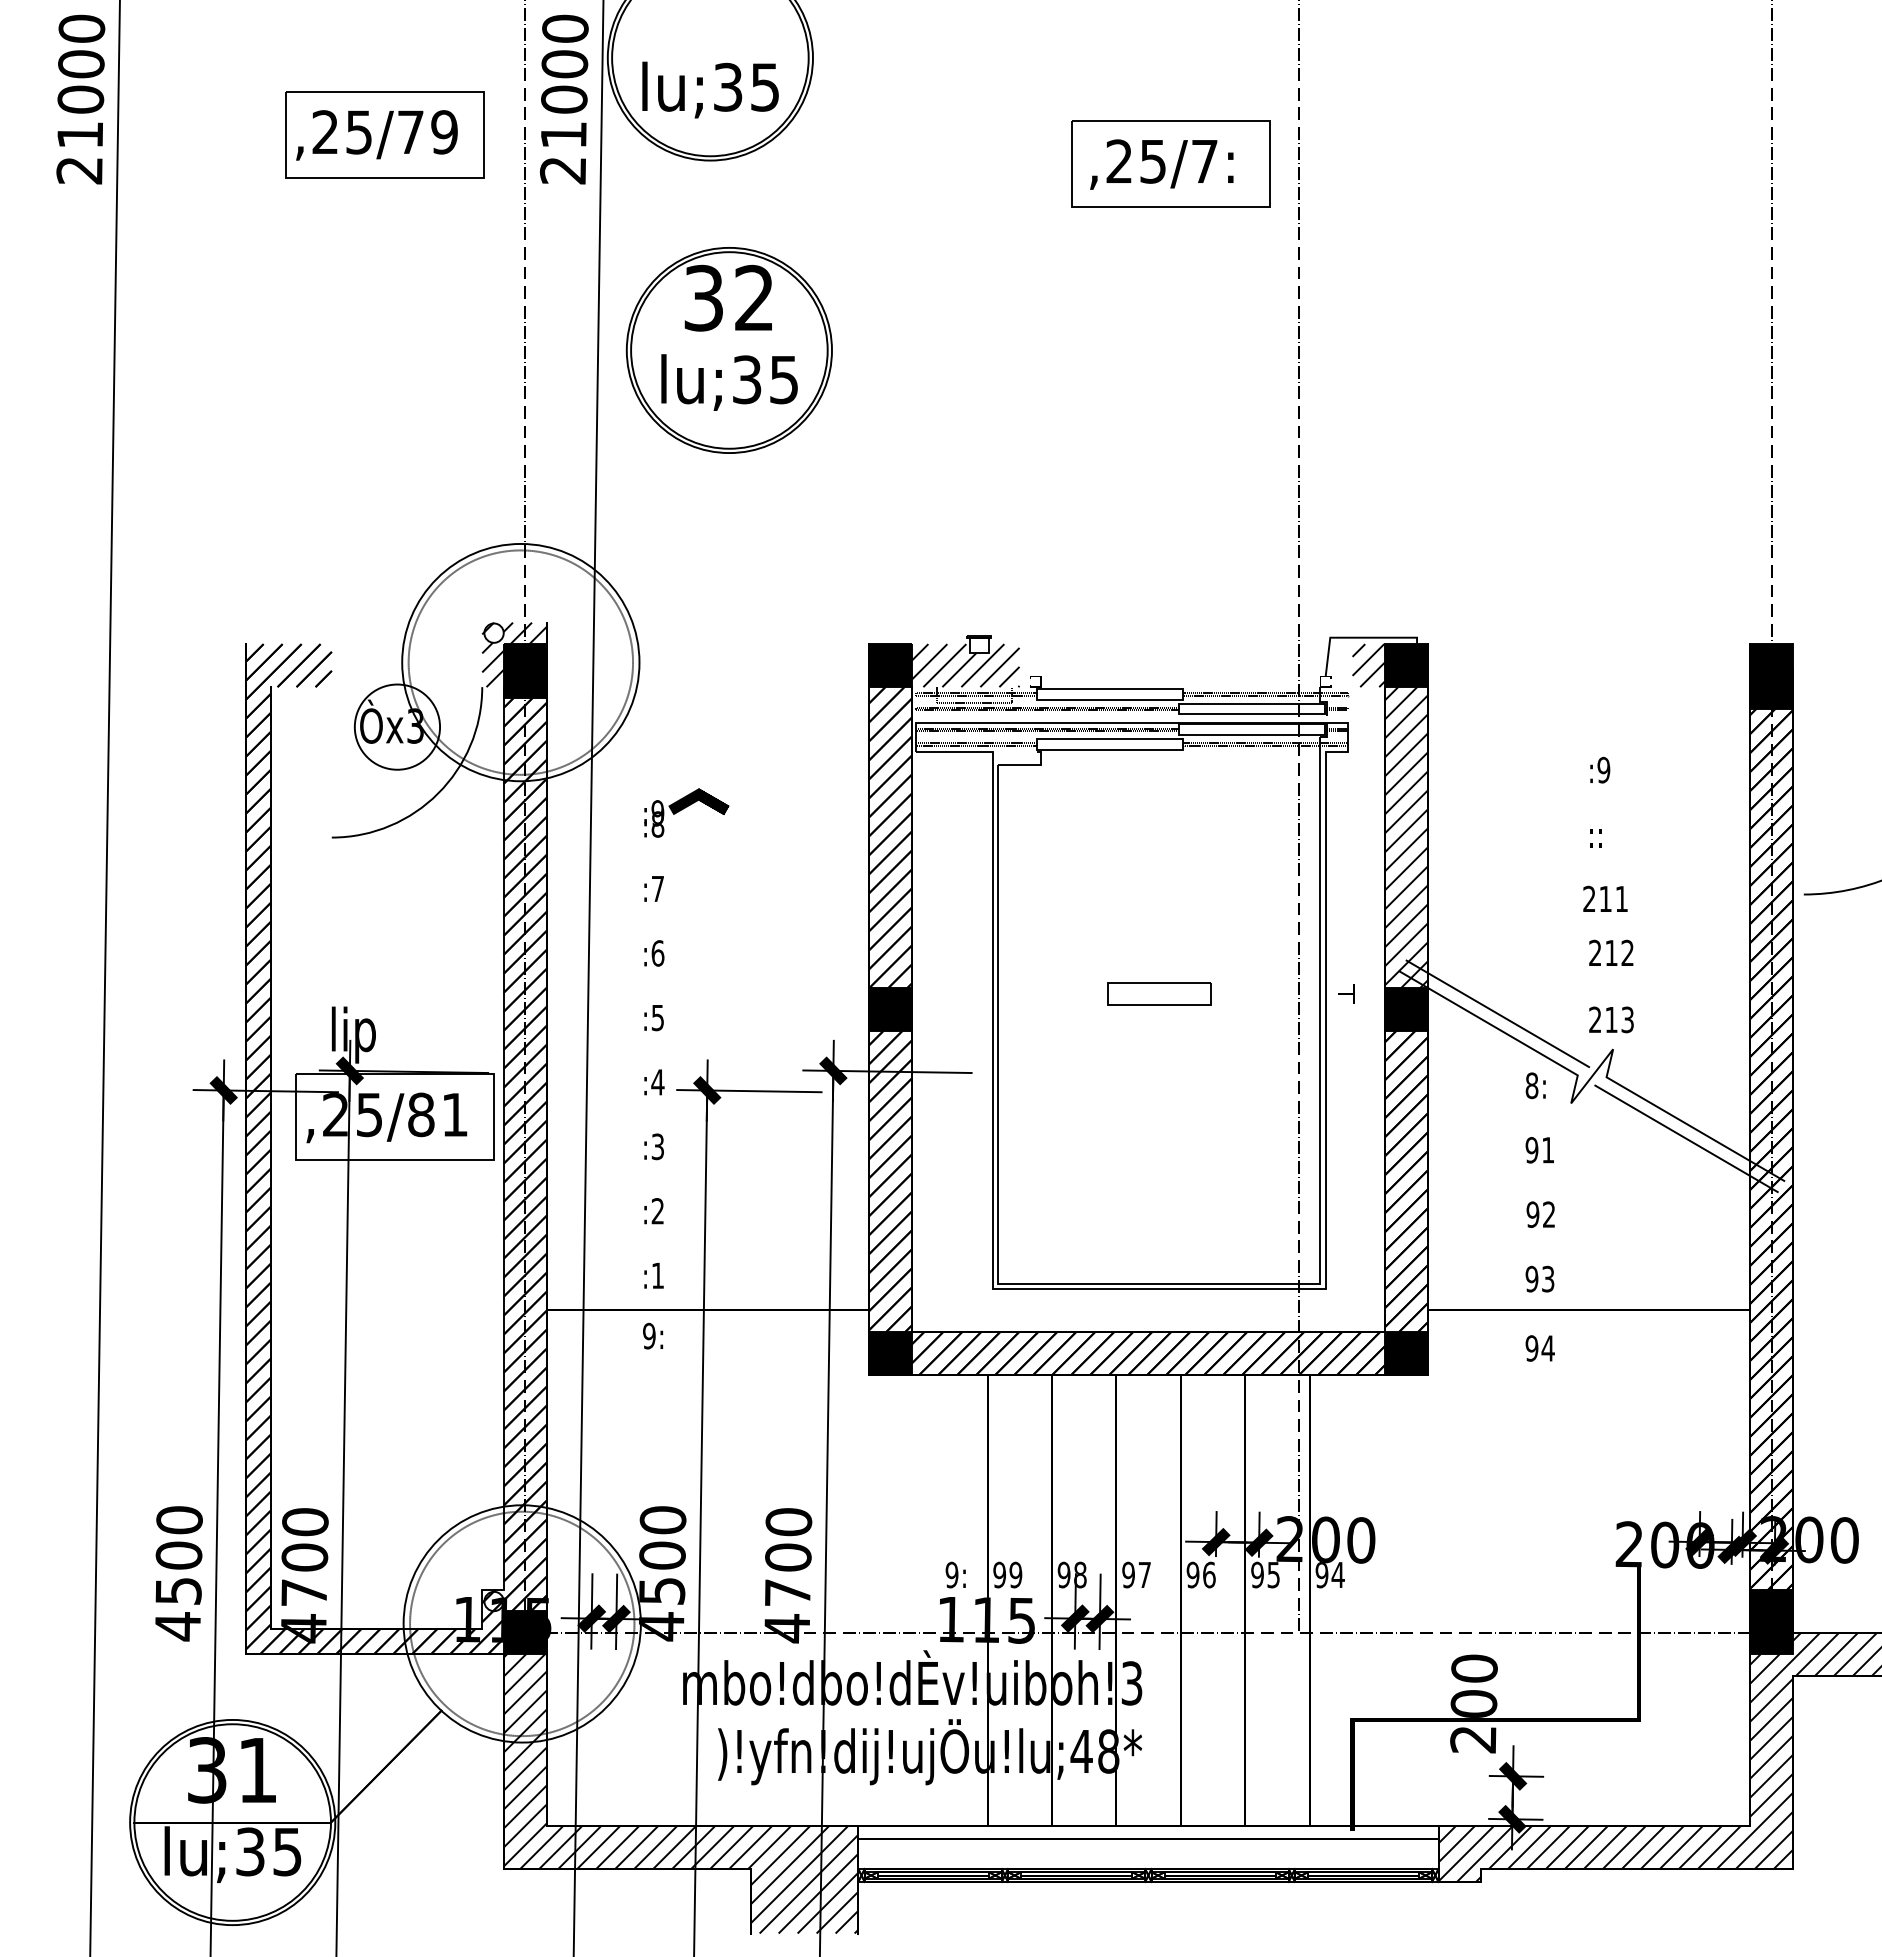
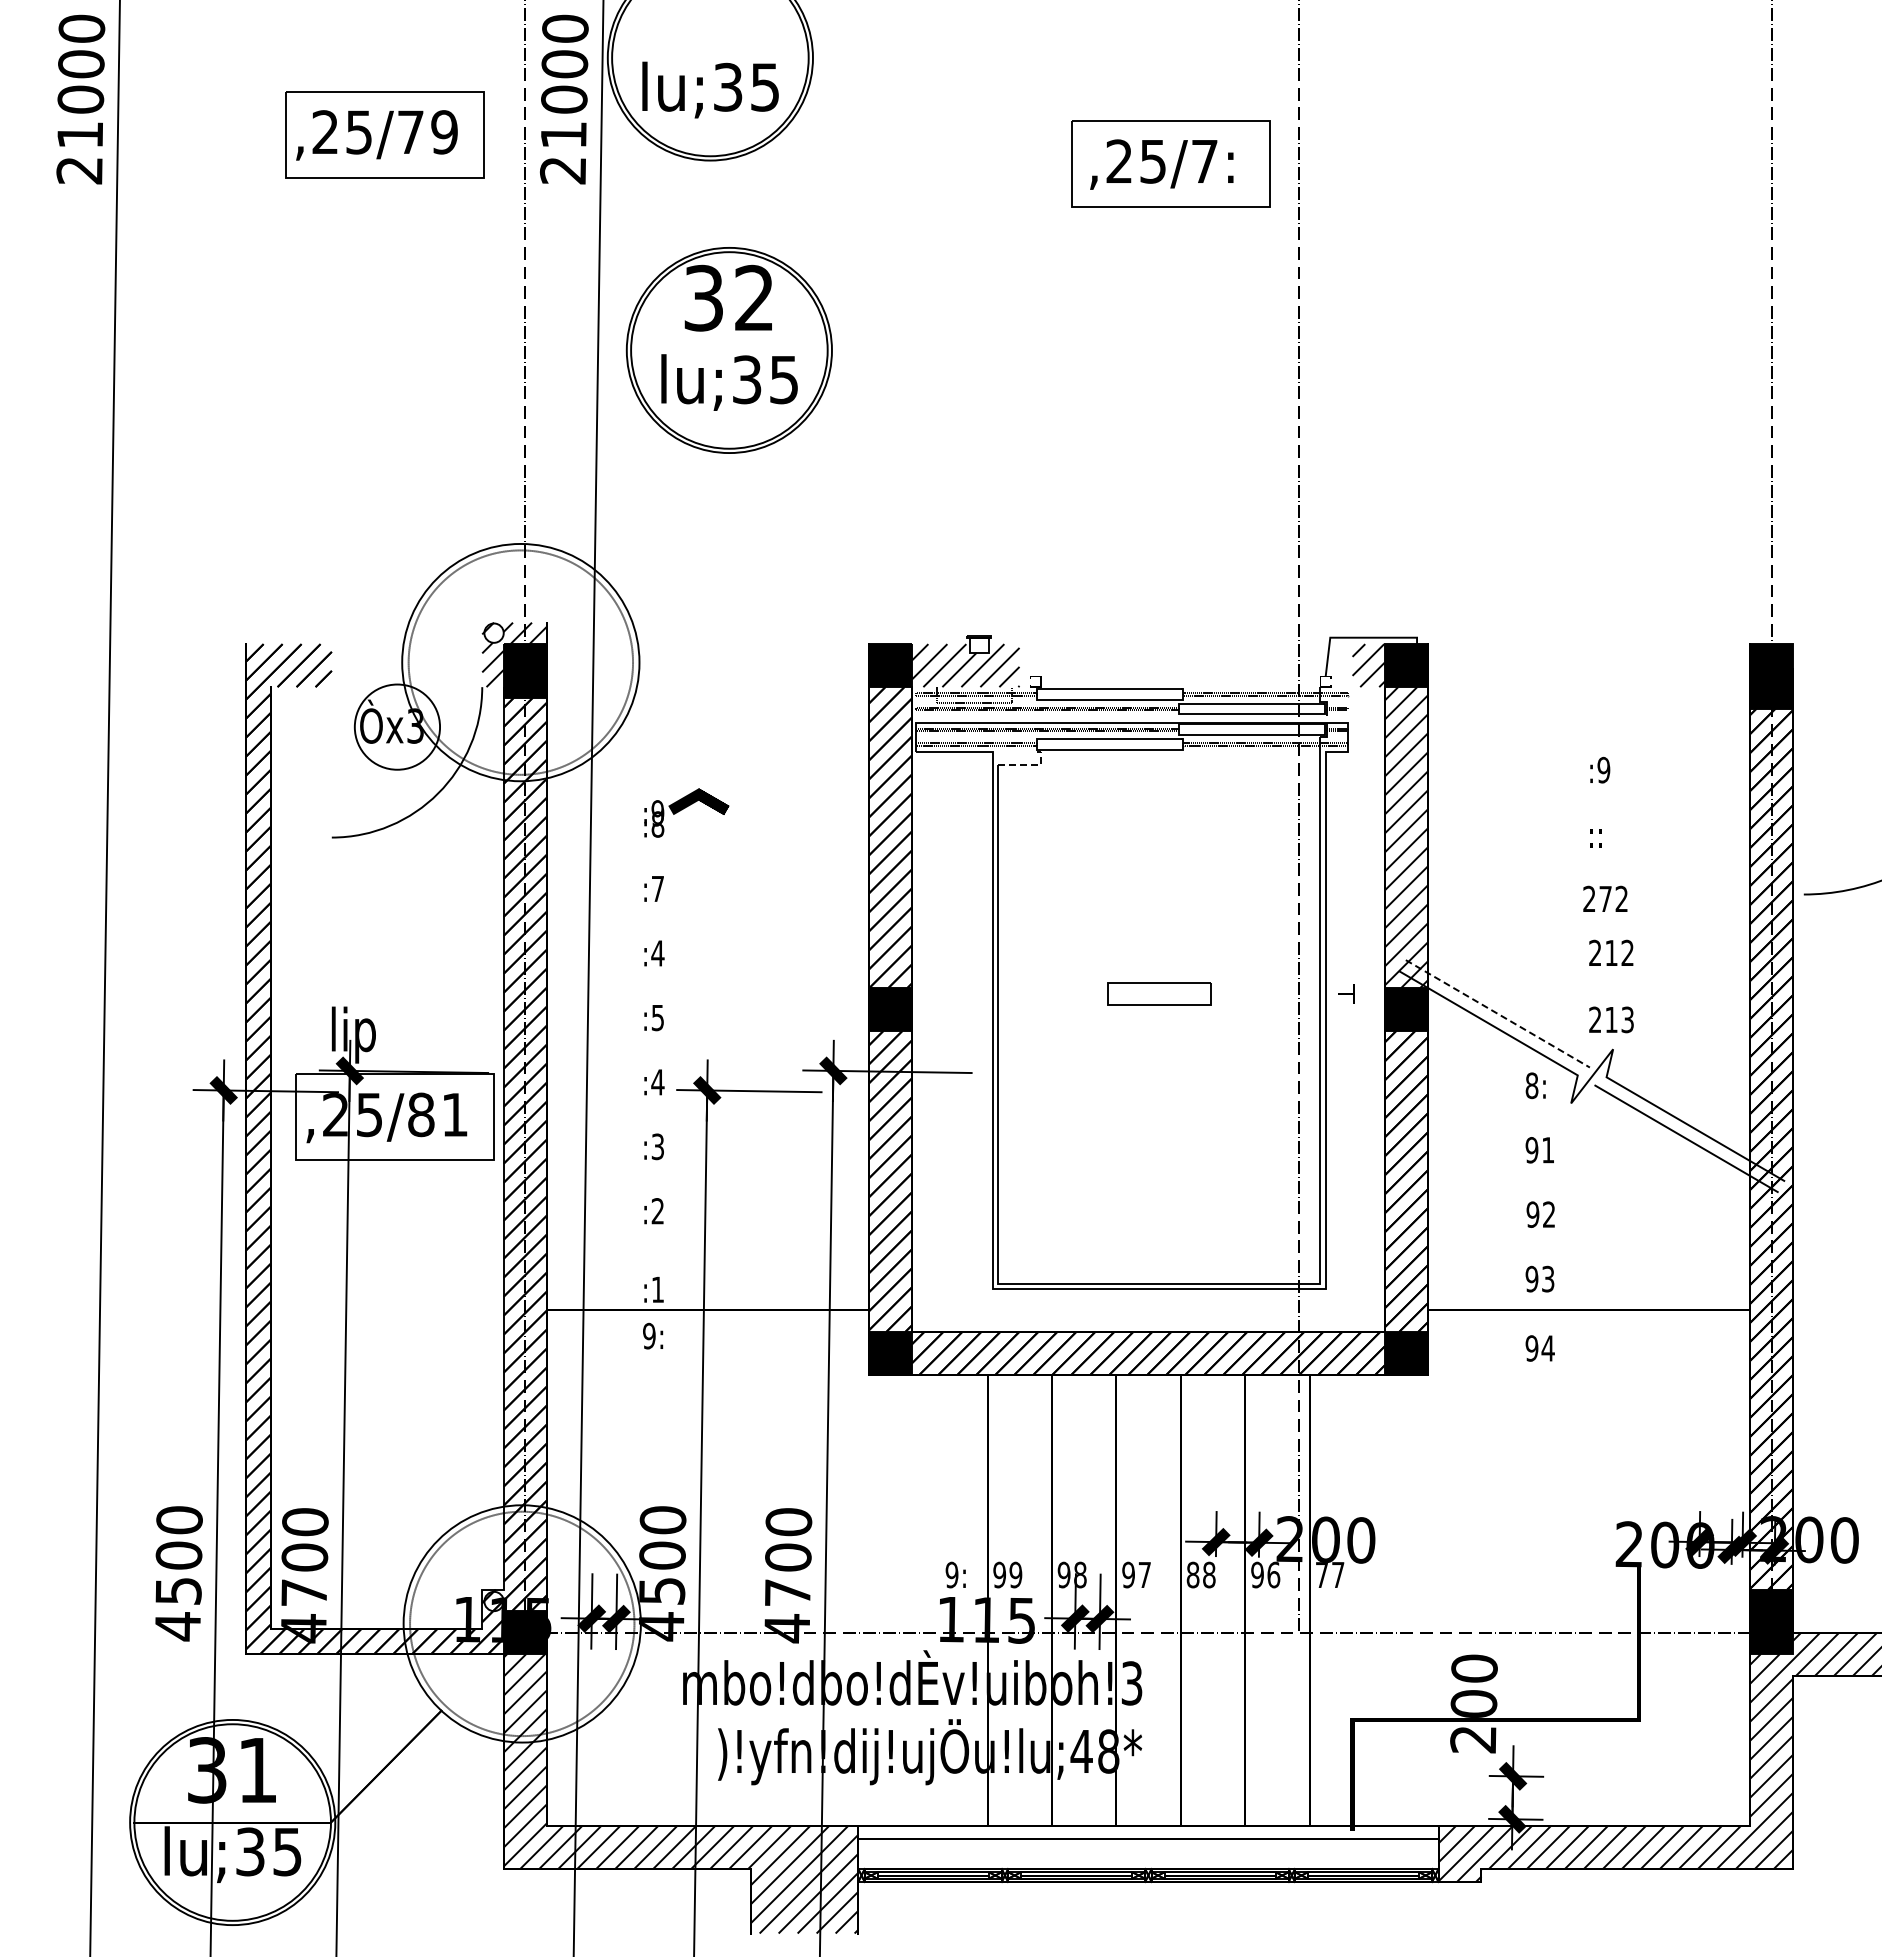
line: solid -> dashed (1030, 765)
text: 211 -> 272 (1613, 898)
text: :6 -> :4 (657, 953)
line: solid -> dashed (1497, 1013)
text position: (653, 1275) -> (653, 1289) (653, 1289)
text: 96 -> 88 (1200, 1574)
text: 95 -> 96 (1273, 1574)
text: 94 -> 77 (1329, 1575)
